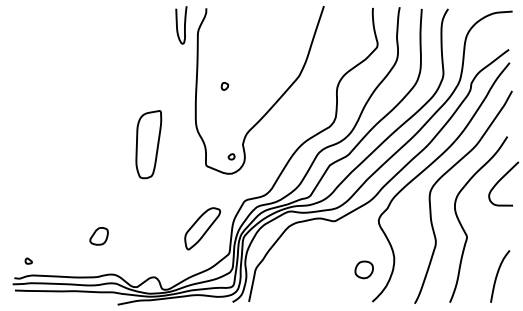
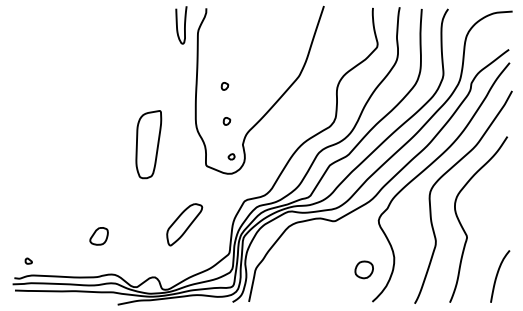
part: none -> present (226, 121)
curve: present -> none (499, 182)
part position: (202, 228) -> (184, 224) (184, 224)
